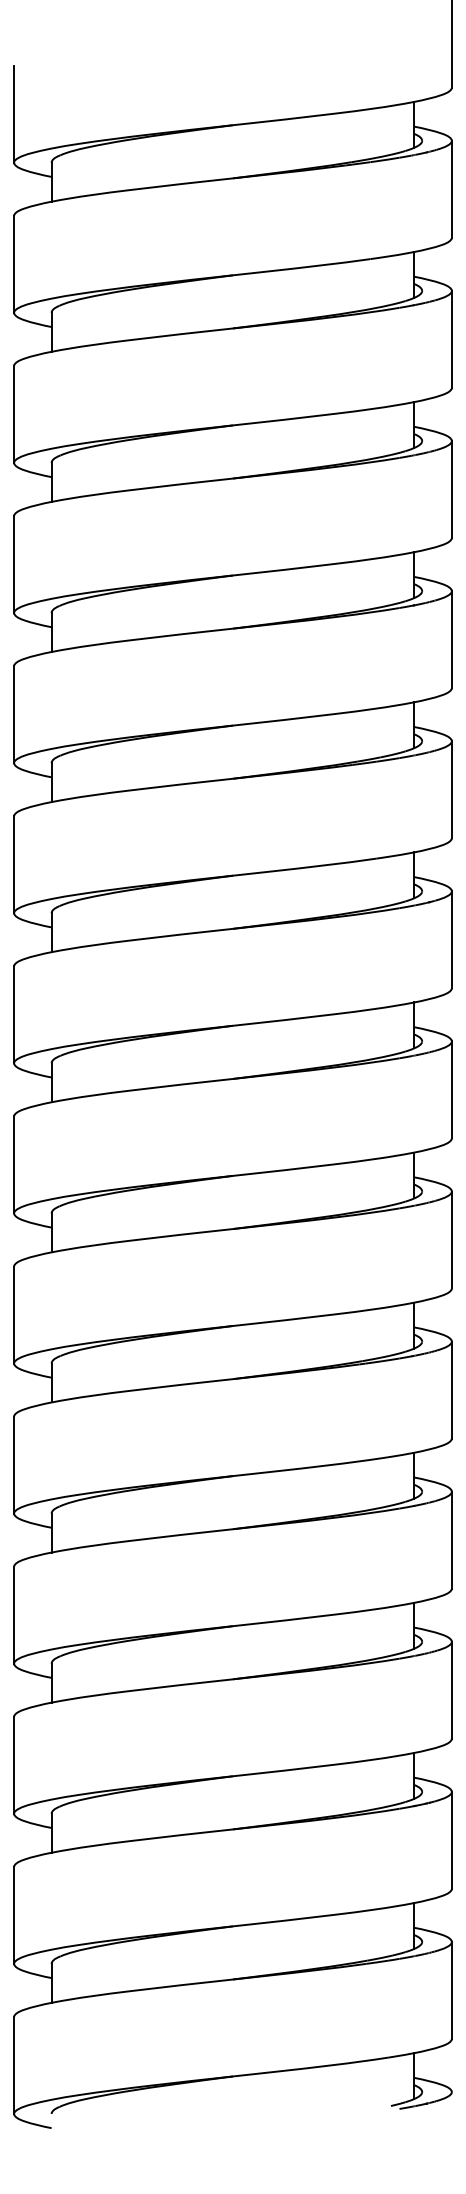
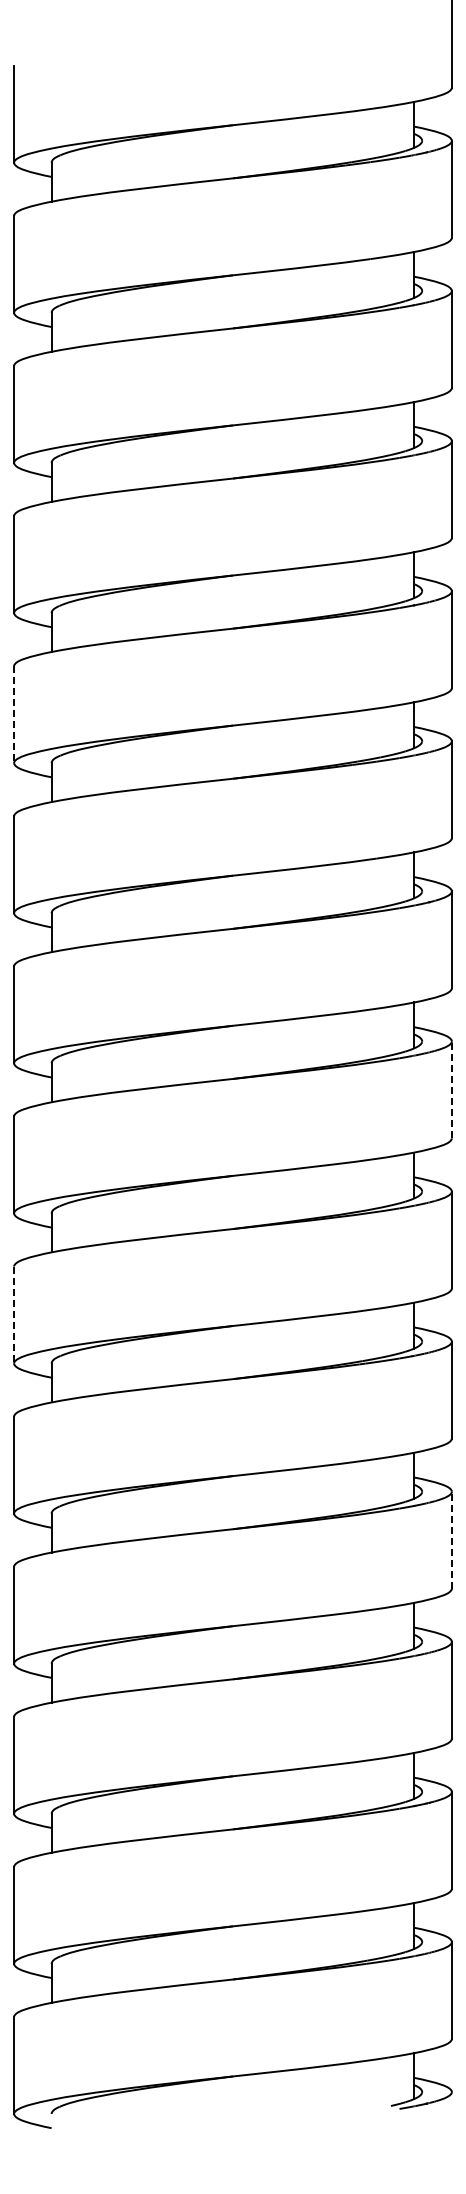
line: solid -> dashed (14, 715)
line: solid -> dashed (451, 1089)
line: solid -> dashed (14, 1315)
line: solid -> dashed (451, 1539)
